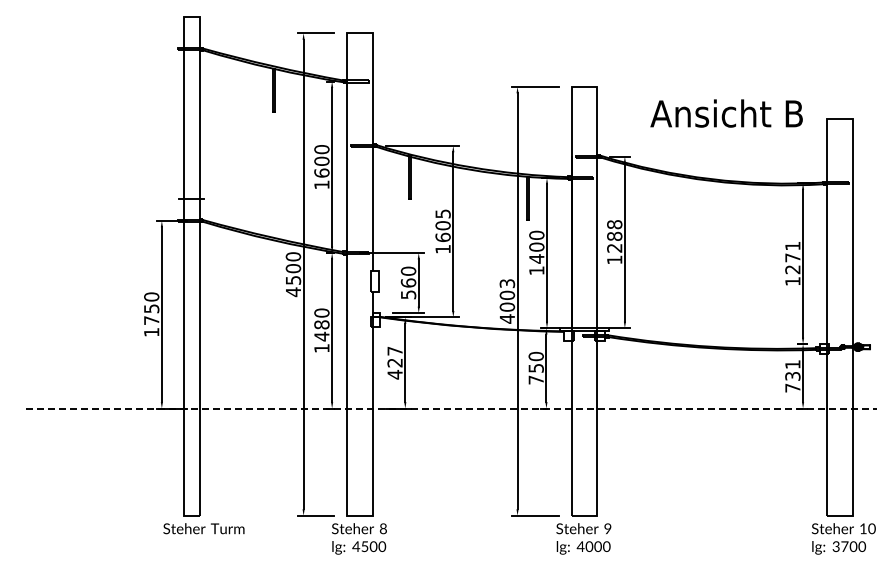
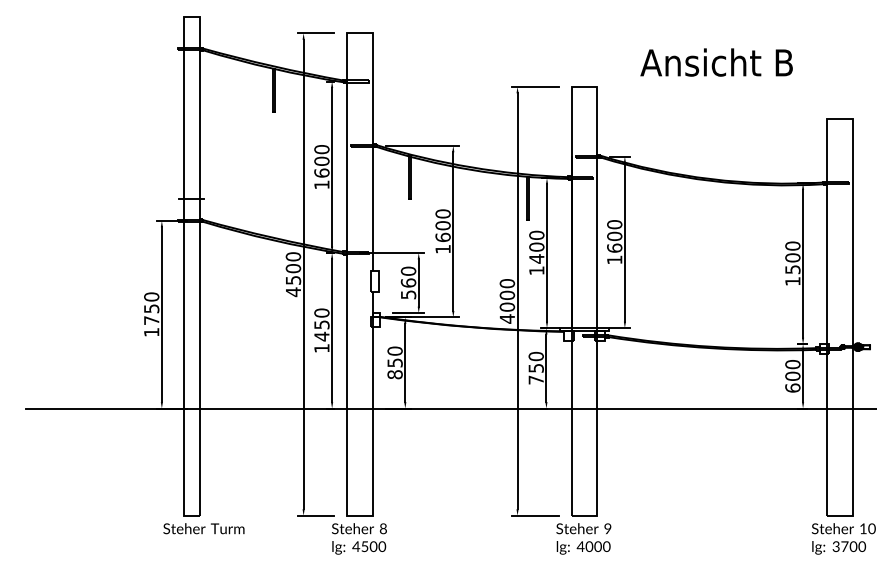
text position: (726, 113) -> (716, 62) (716, 62)
text: 1605 -> 1600 (442, 213)
text: 1288 -> 1600 (614, 236)
text: 1271 -> 1500 (792, 257)
text: 4003 -> 4000 (507, 283)
text: 1480 -> 1450 (321, 324)
text: 427 -> 850 (394, 362)
text: 731 -> 600 (792, 376)
line: dashed -> solid (452, 408)
